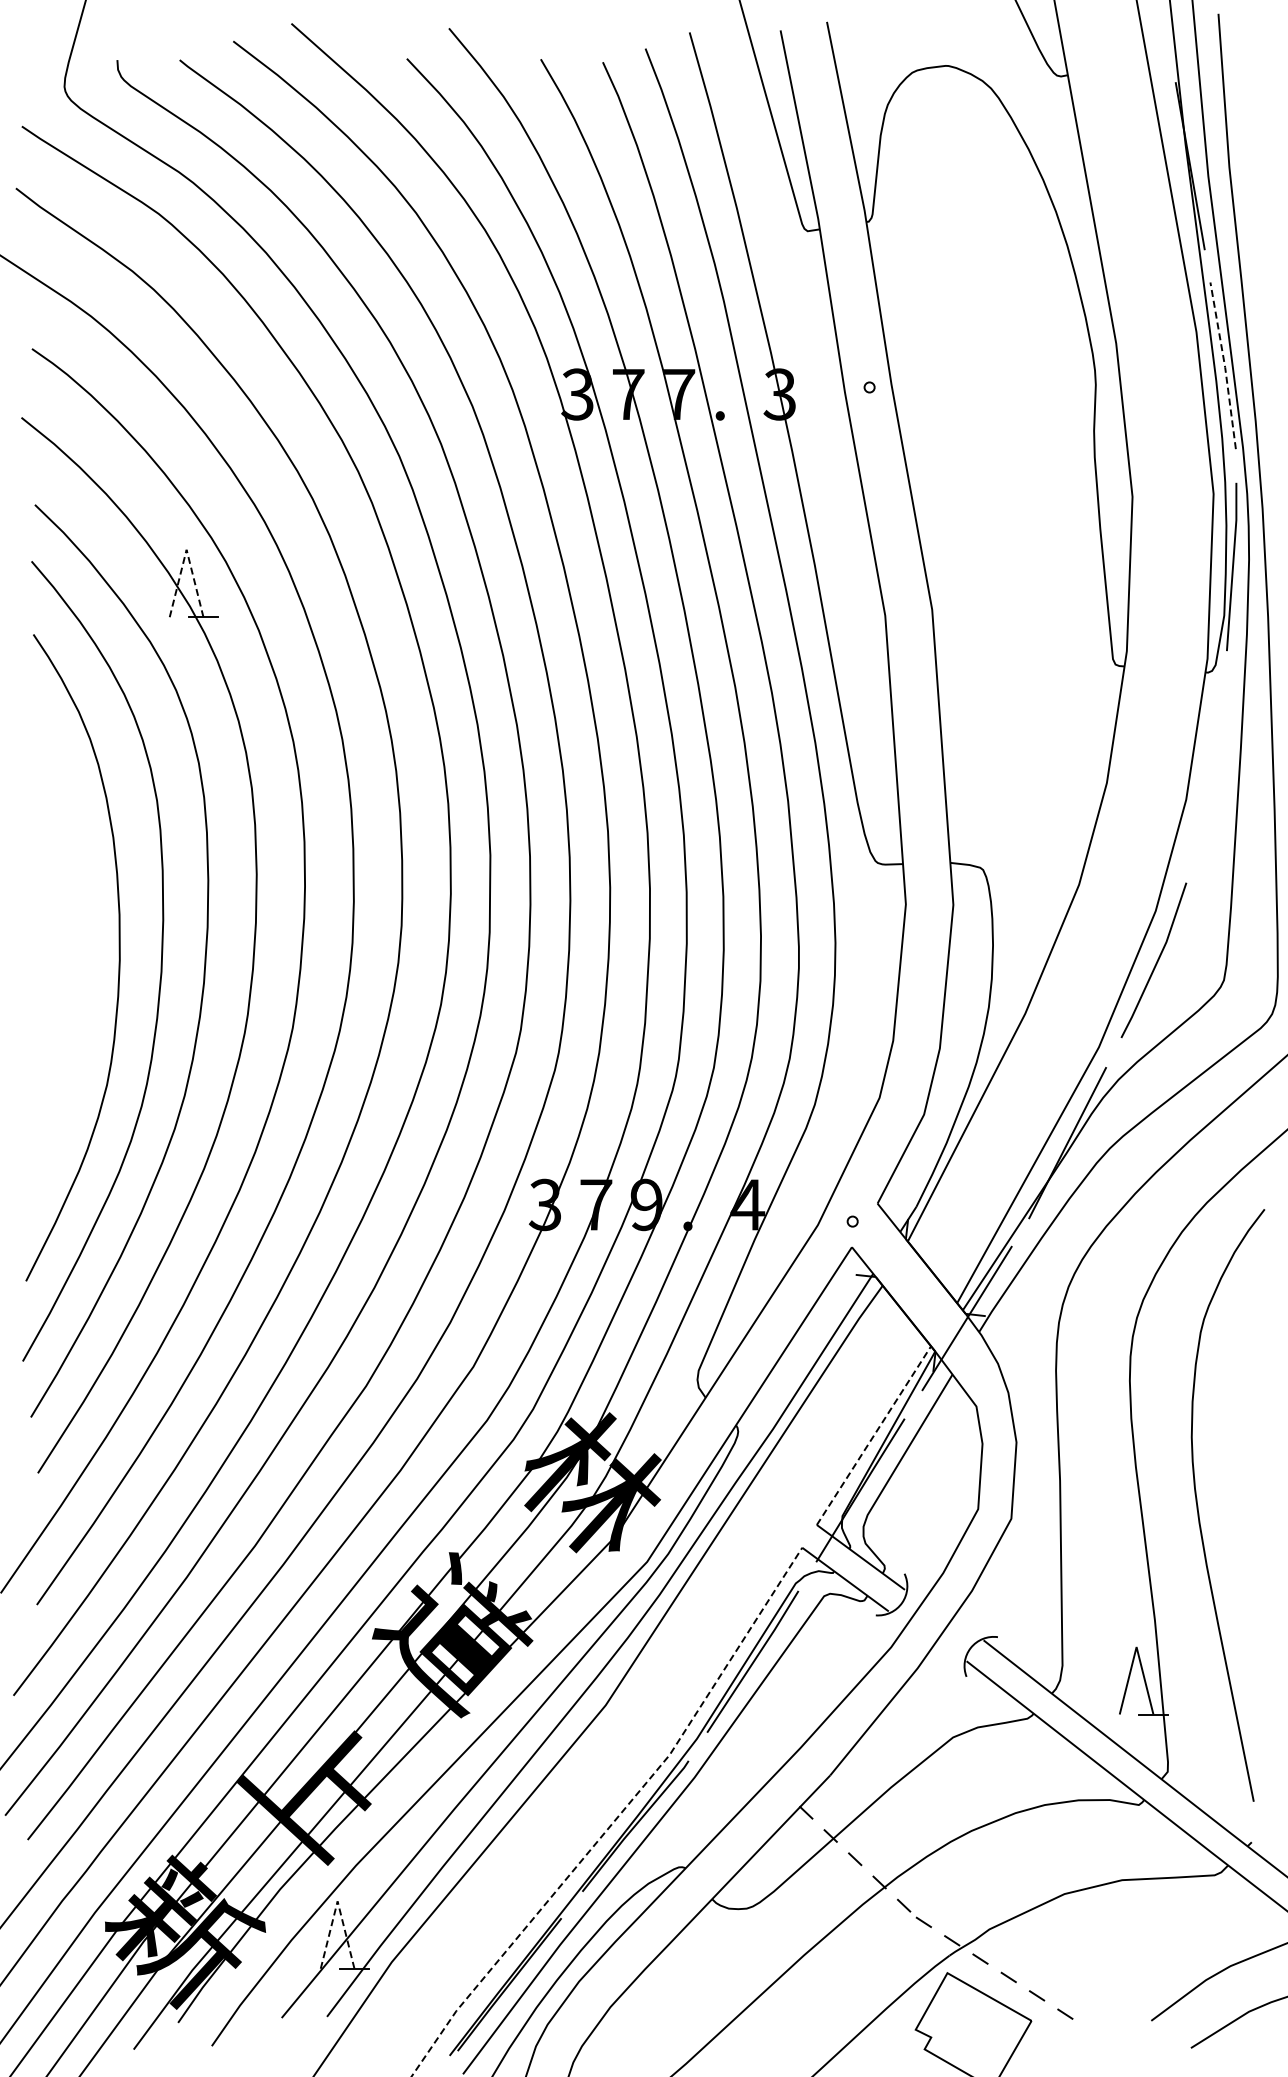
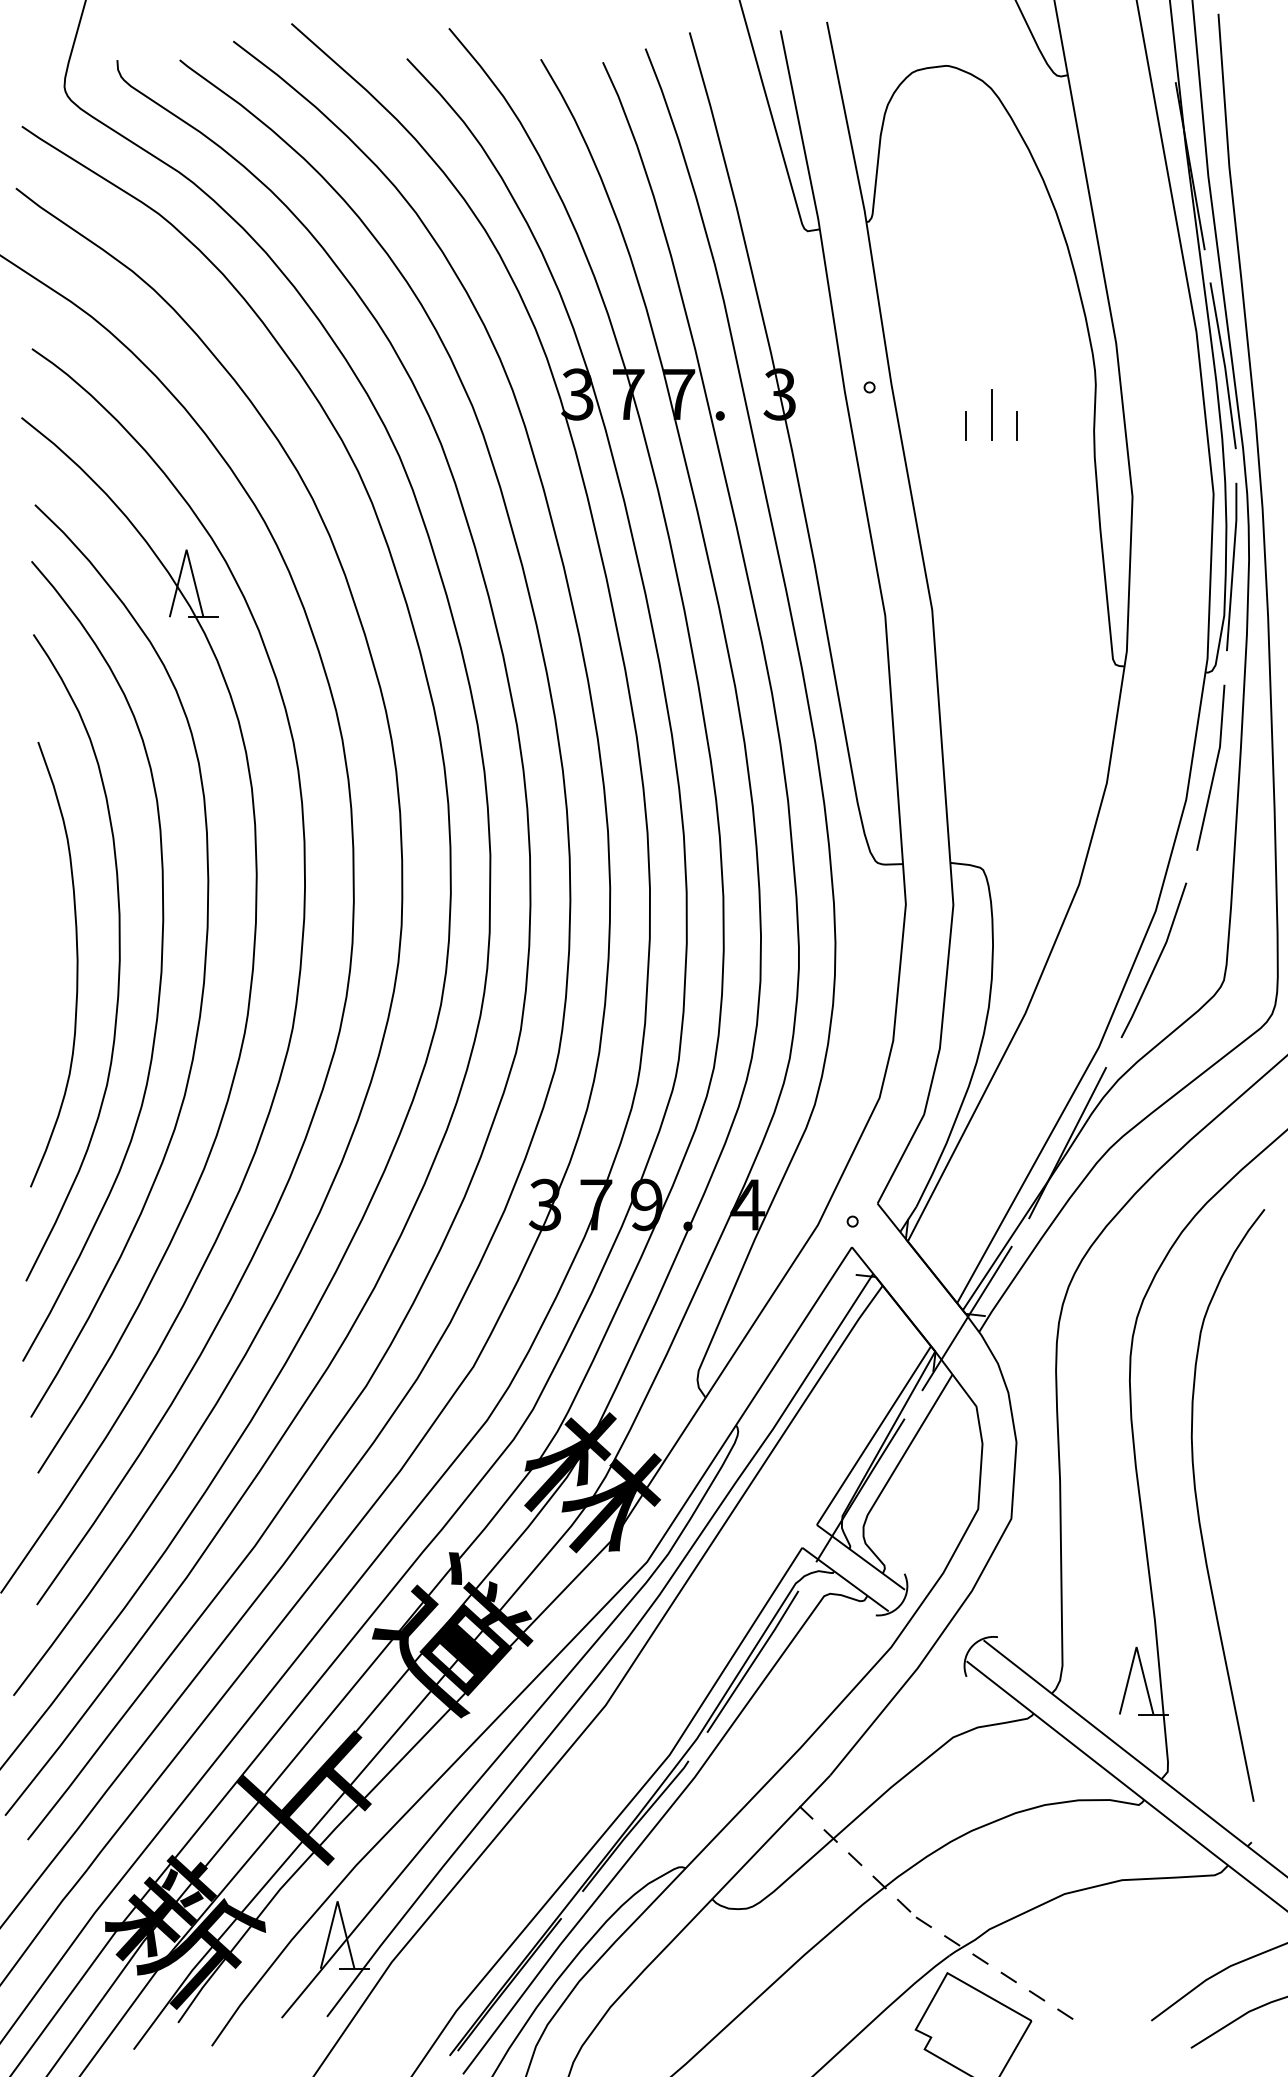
line: dashed -> solid (1224, 365)
line: none -> present (991, 414)
line: none -> present (966, 425)
line: none -> present (1016, 425)
line: dashed -> solid (186, 549)
line: none -> present (1214, 767)
curve: none -> present (76, 964)
line: dashed -> solid (874, 1435)
line: dashed -> solid (616, 1818)
line: dashed -> solid (337, 1901)
